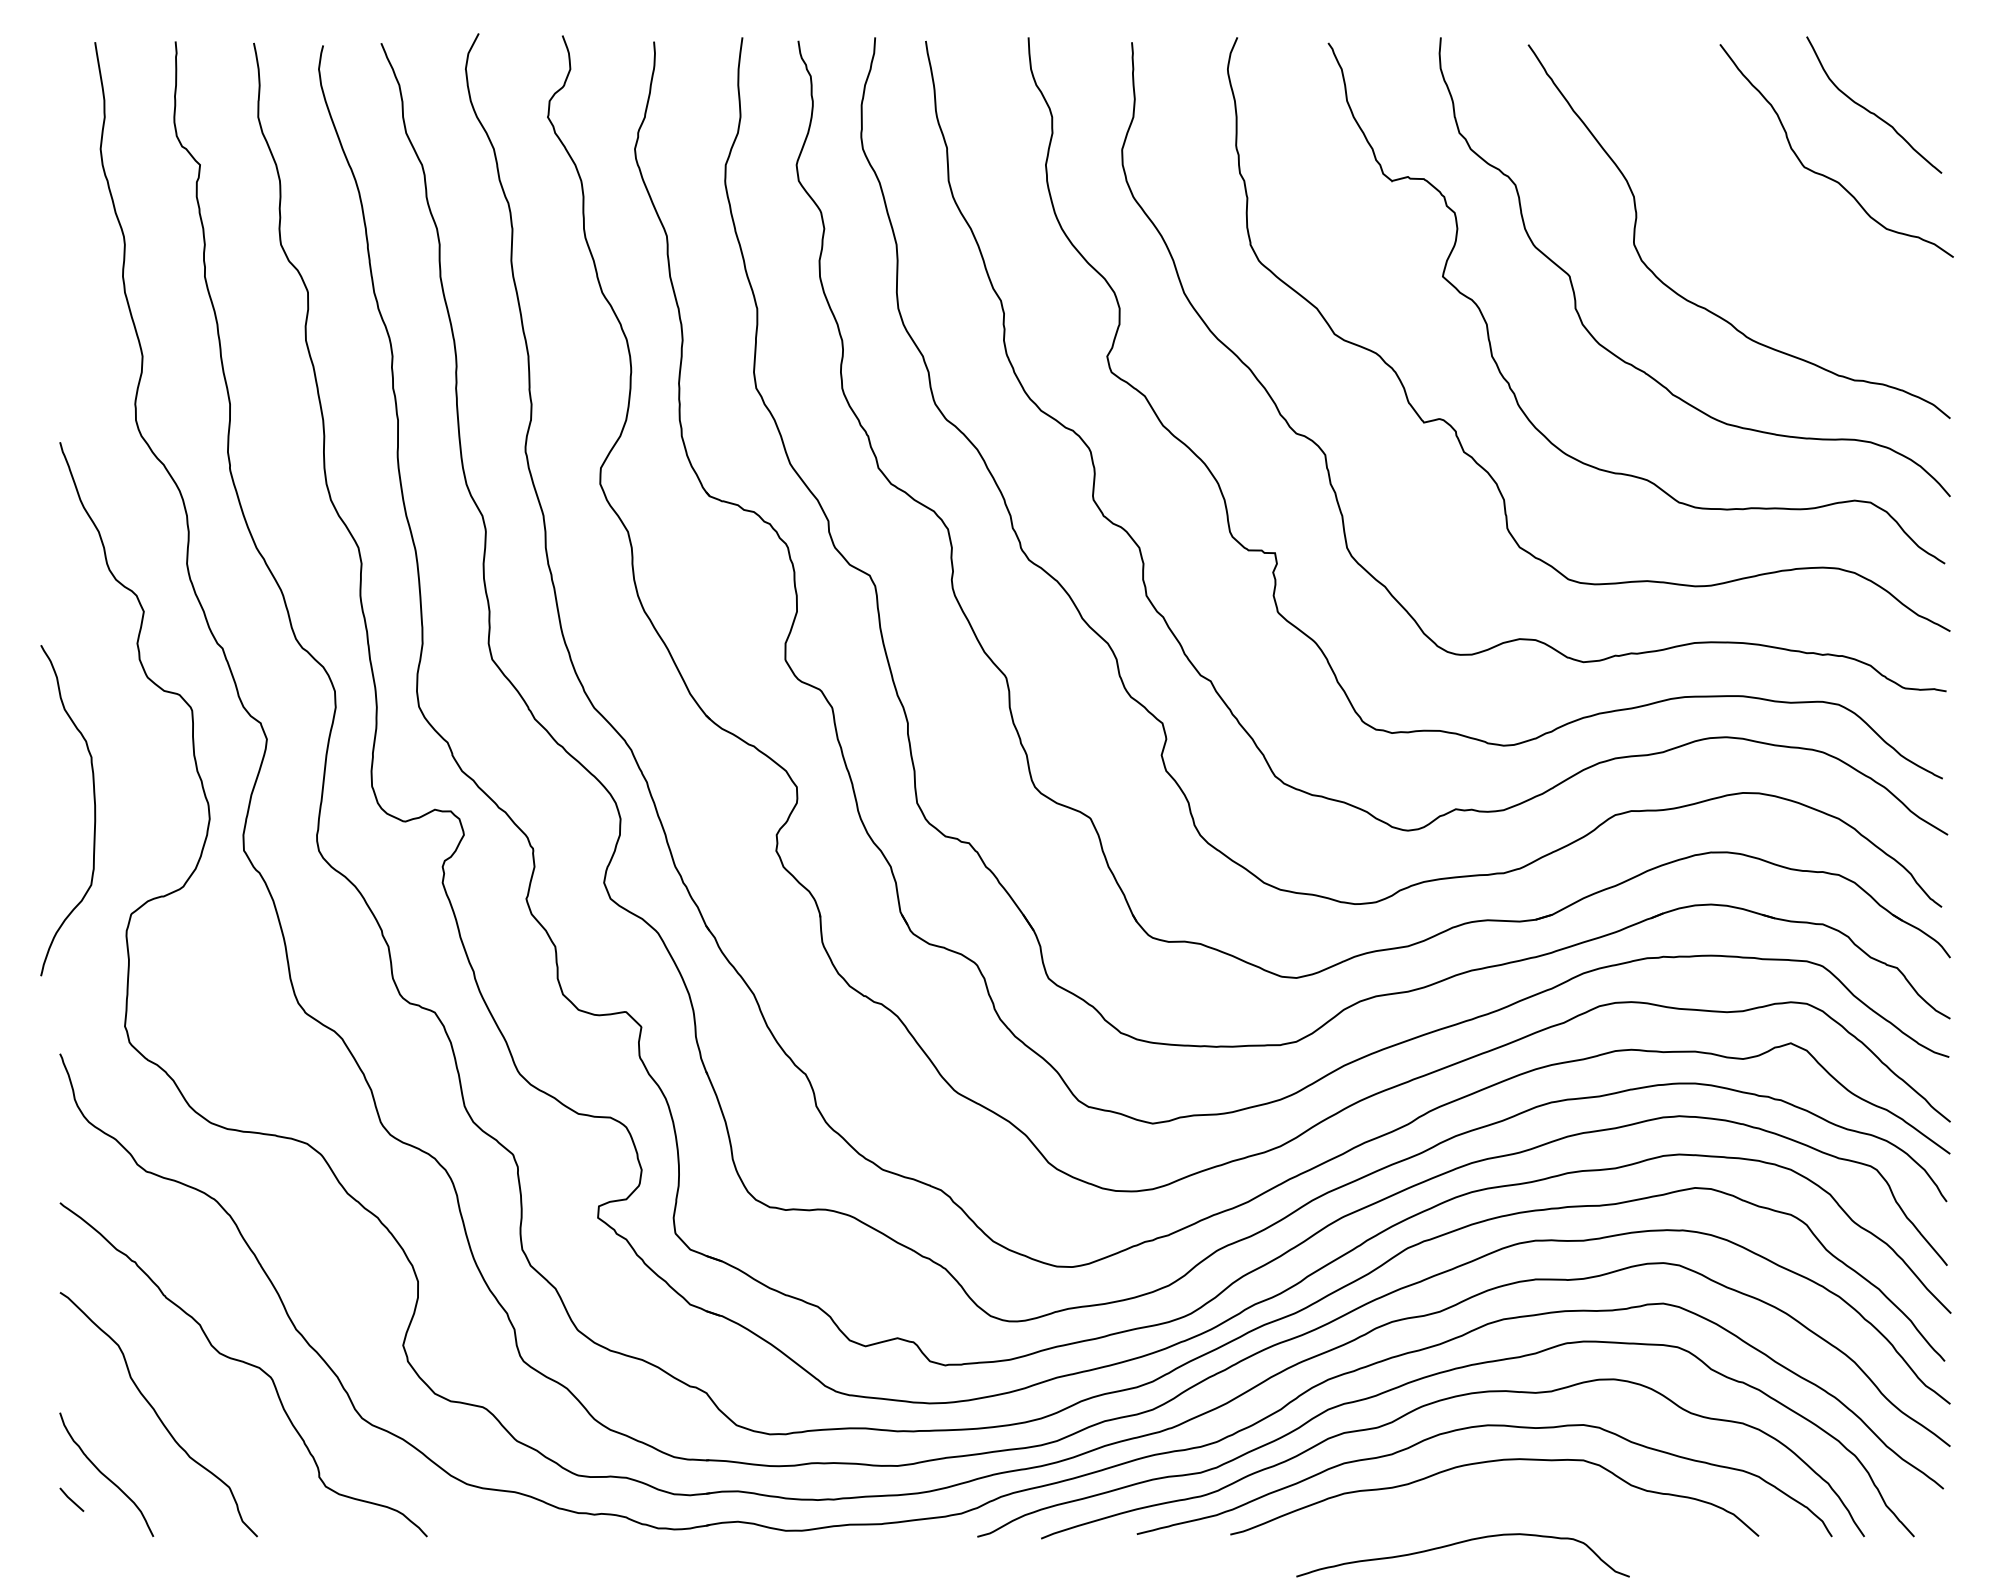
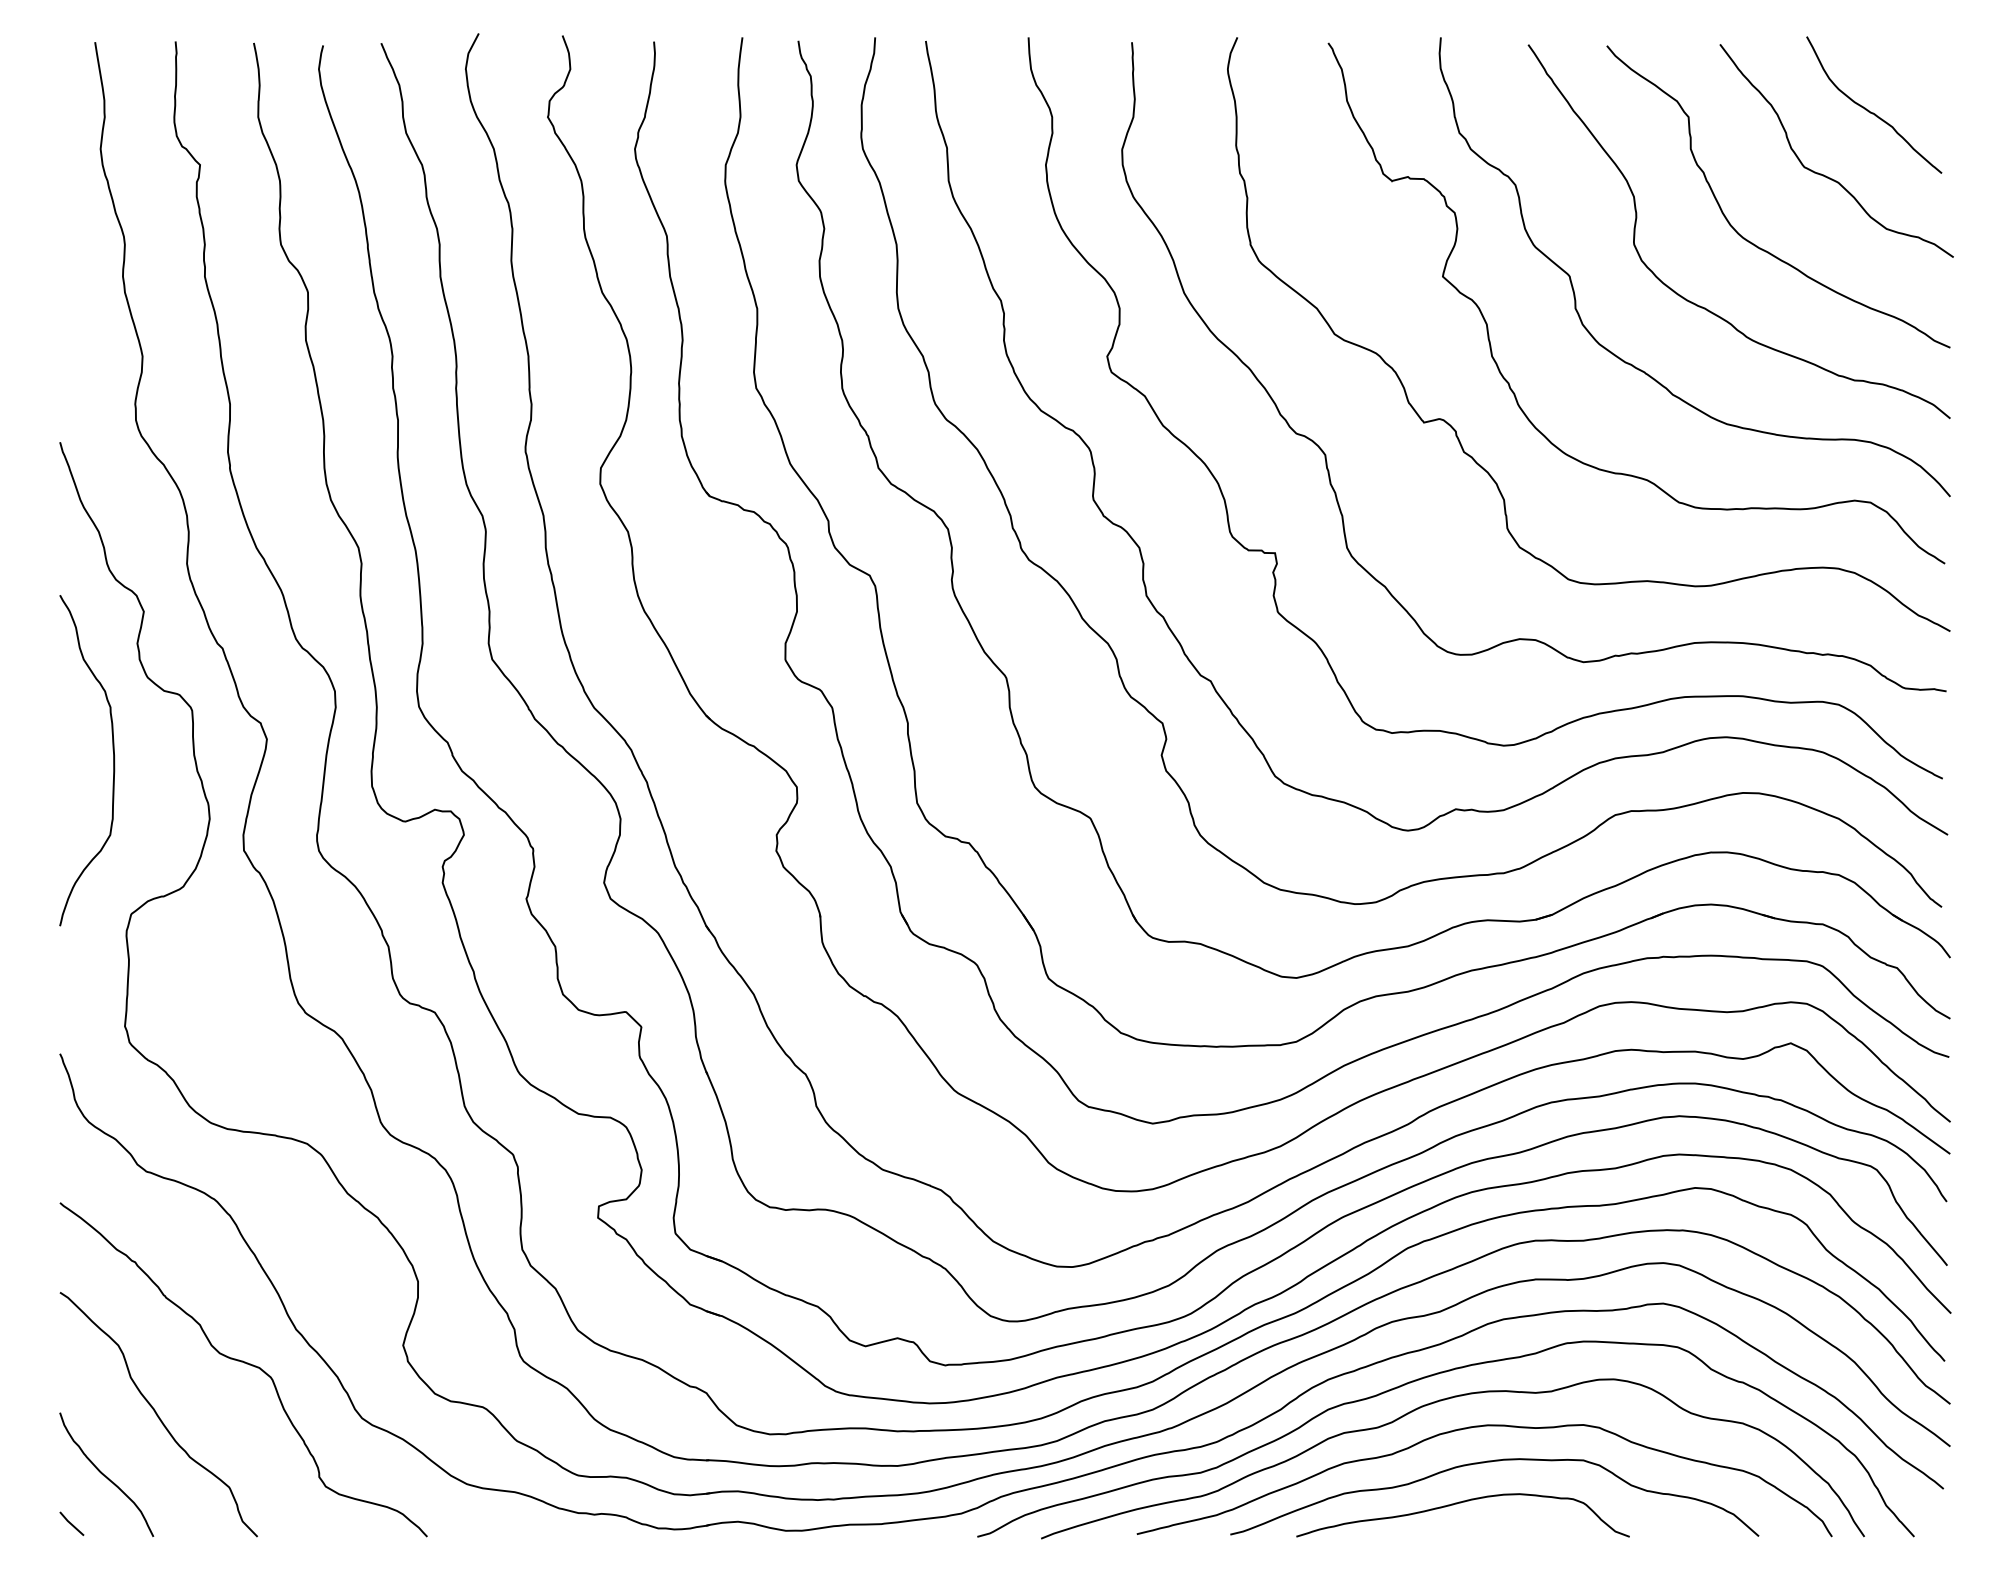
curve: none -> present (1749, 240)
curve position: (94, 810) -> (113, 760) (113, 760)
line position: (71, 1499) -> (71, 1523) (71, 1523)
curve position: (1461, 1543) -> (1461, 1503) (1461, 1503)
